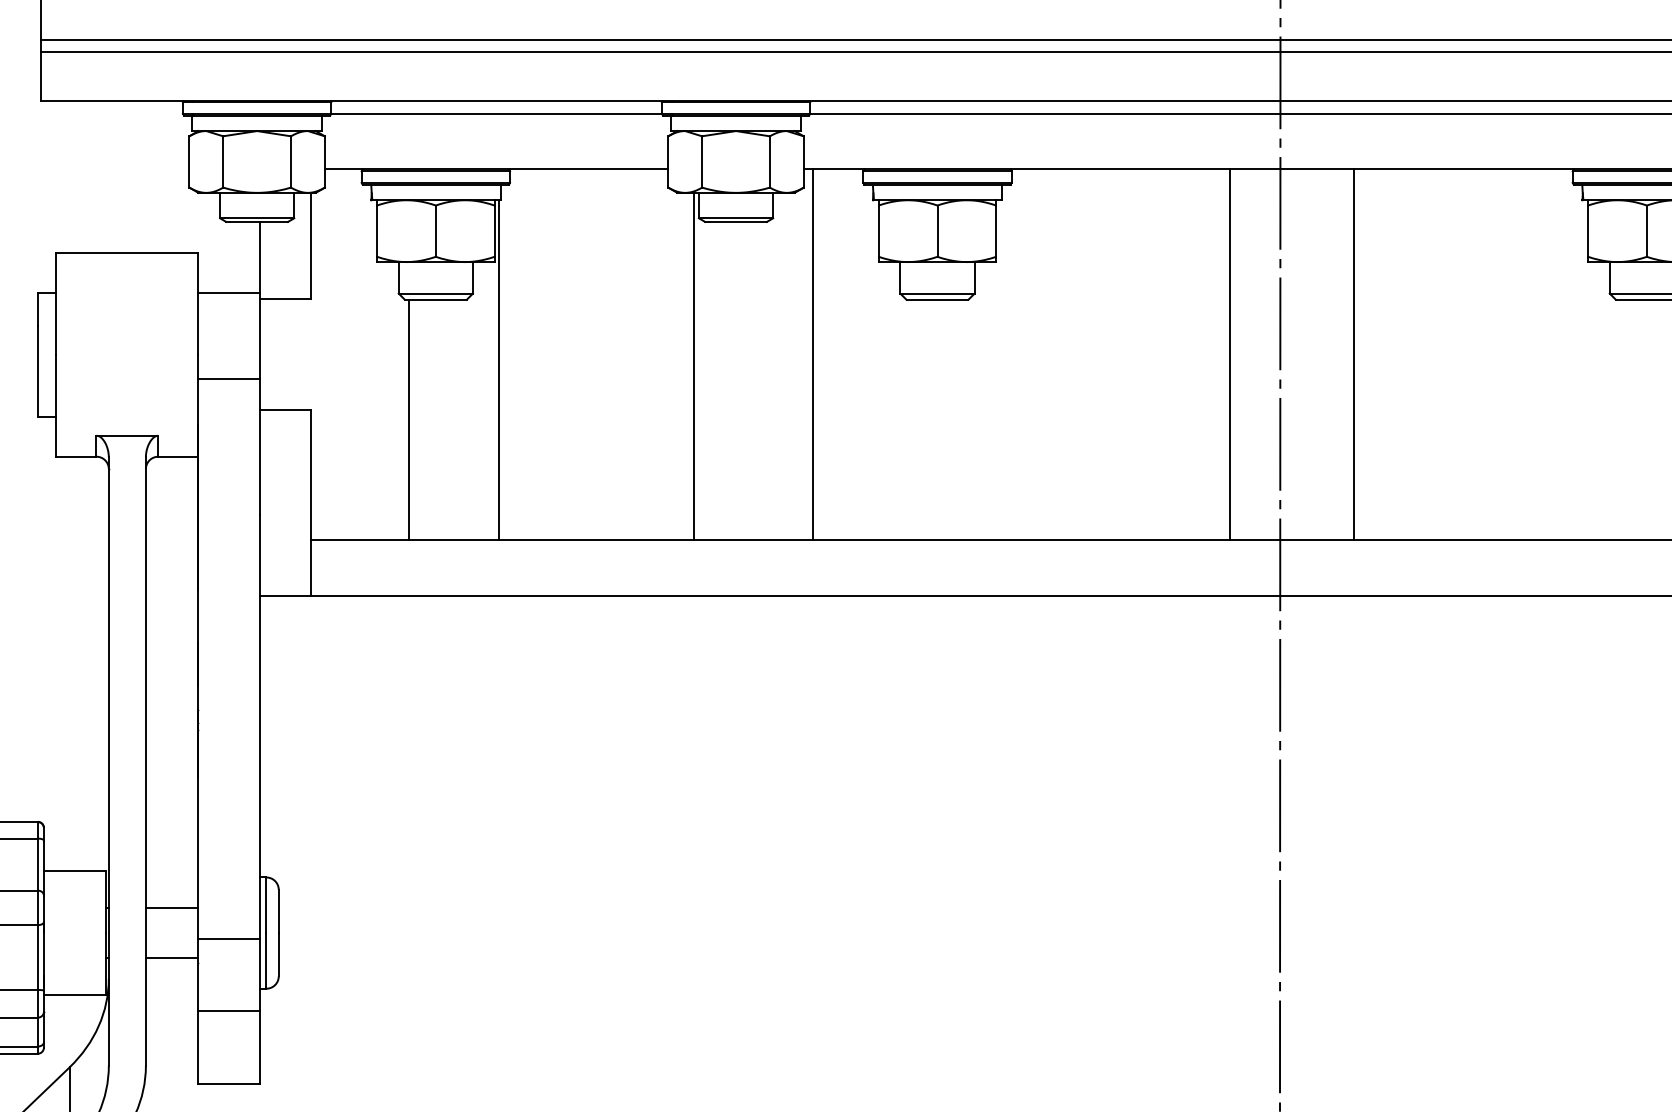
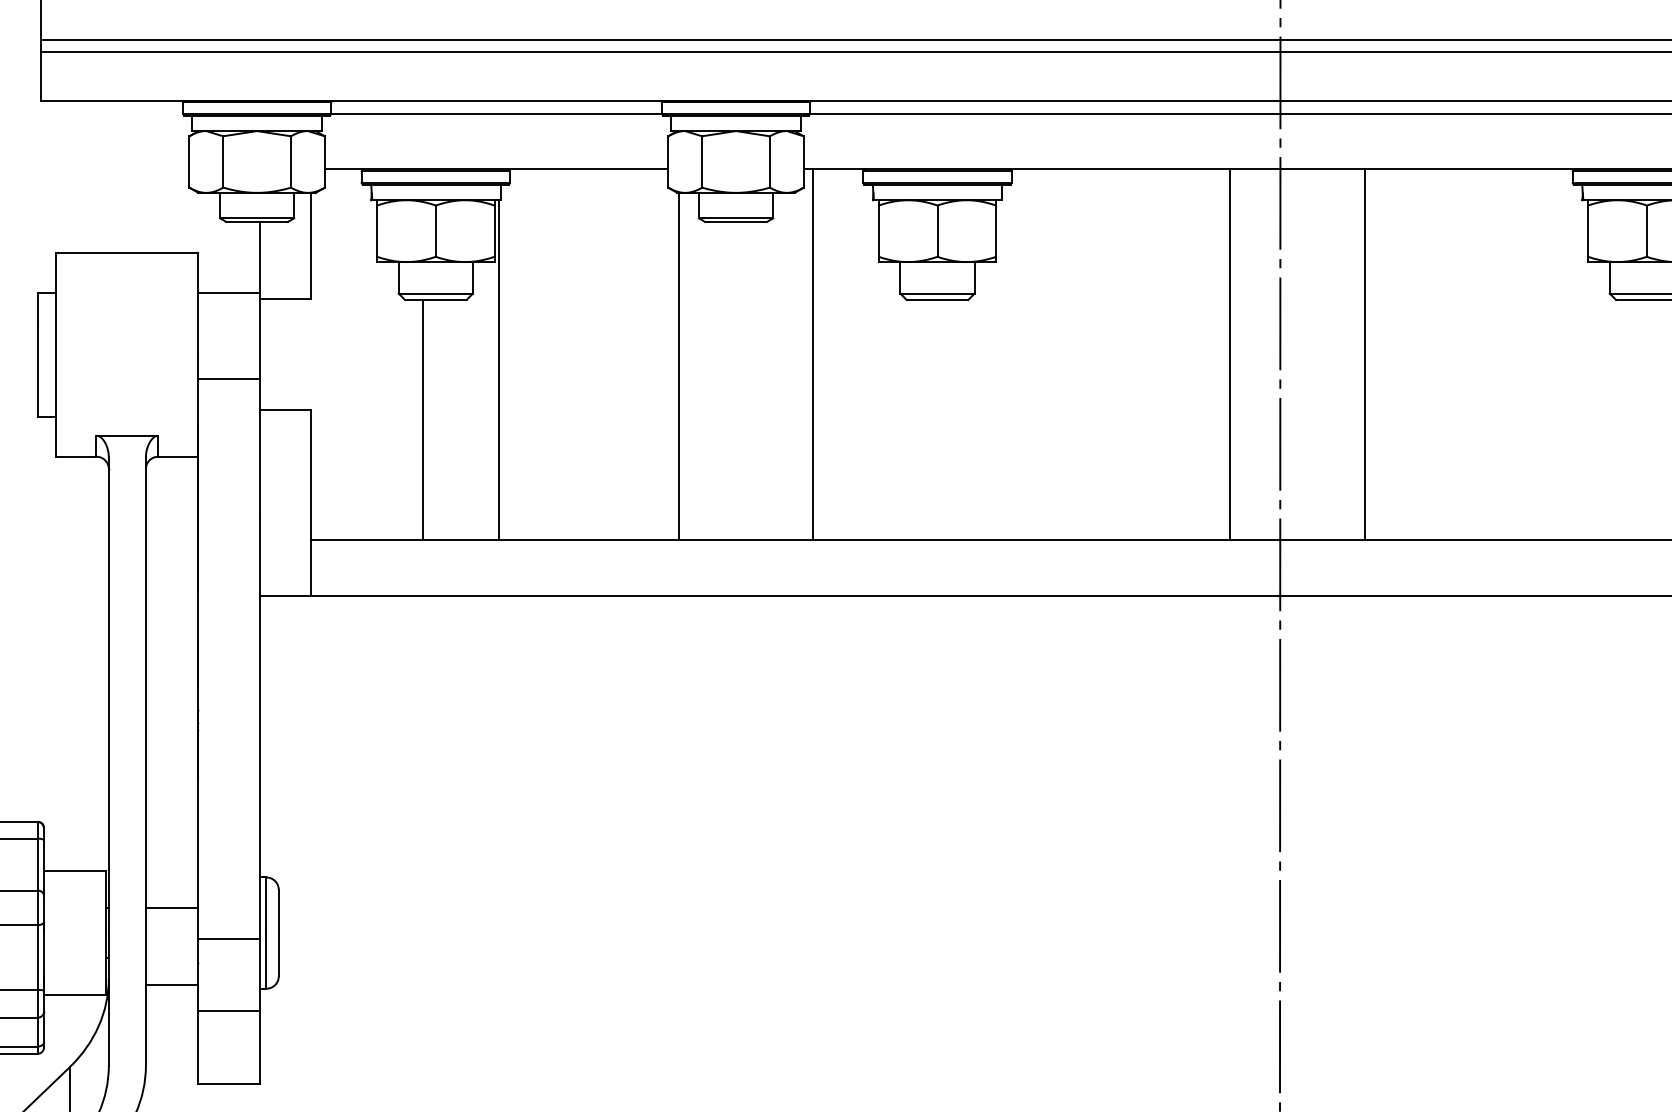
line position: (1353, 354) -> (1364, 354) (1364, 354)
line position: (694, 366) -> (679, 366) (679, 366)
line position: (409, 419) -> (423, 419) (423, 419)
line position: (171, 957) -> (171, 984) (171, 984)
